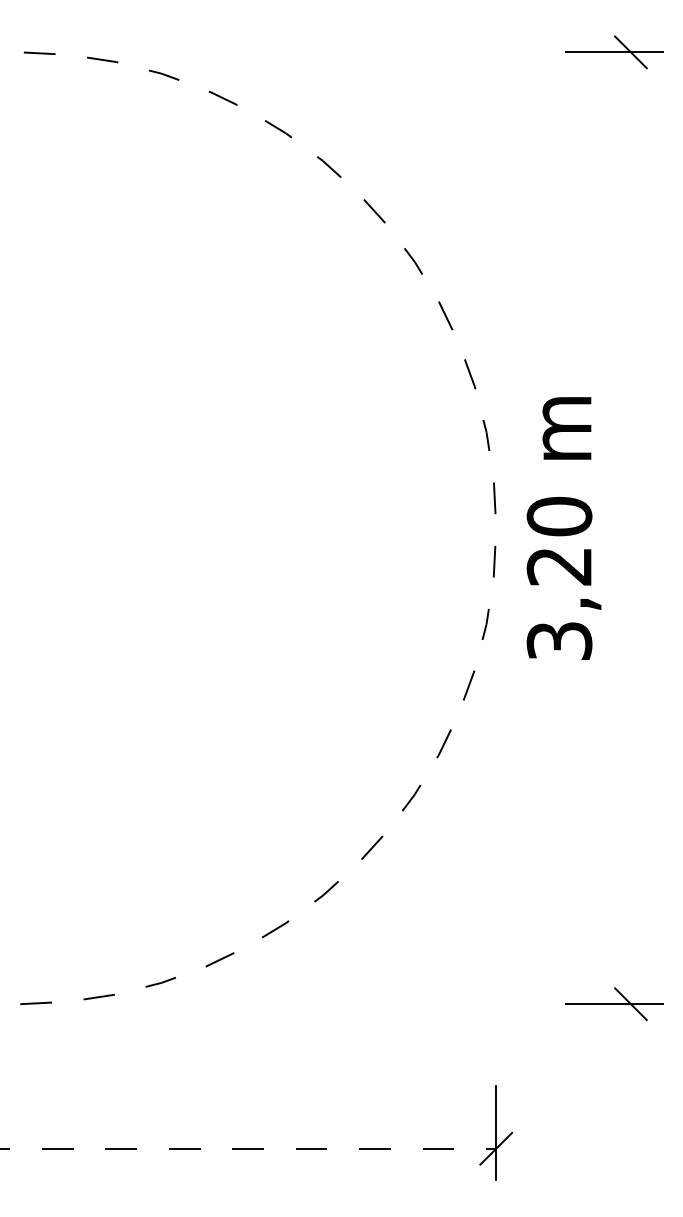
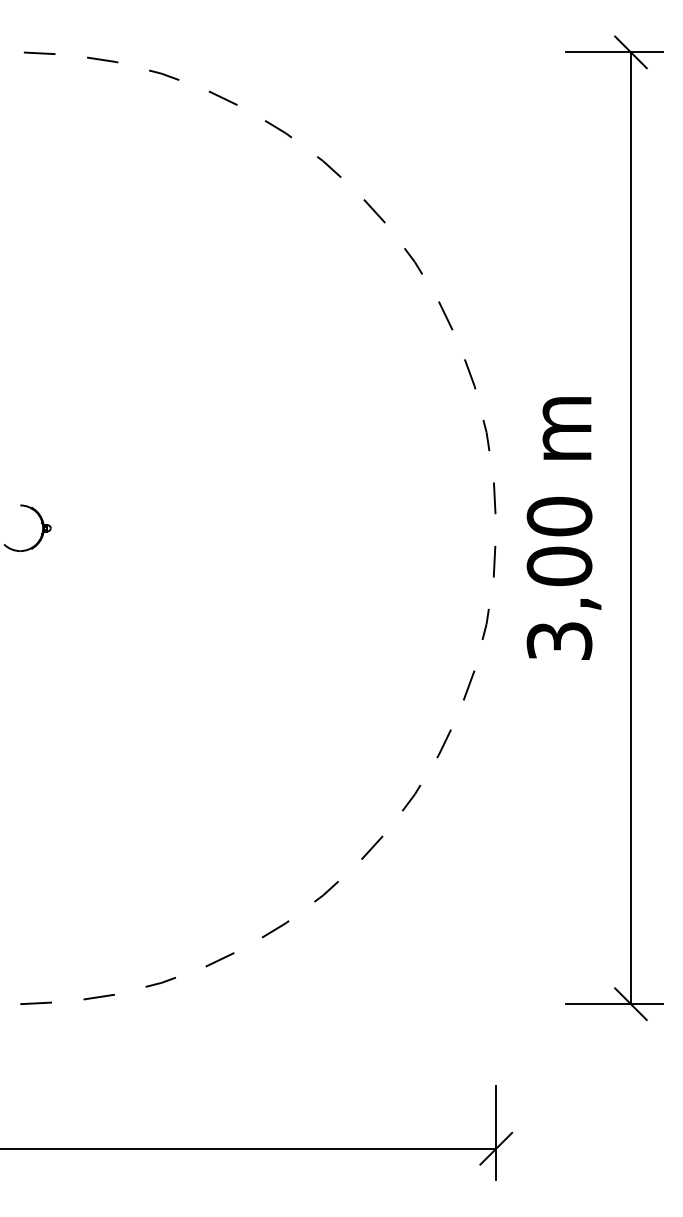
part: none -> present (41, 524)
line: none -> present (630, 528)
text: 3,20 -> 3,00 (559, 566)
line: dashed -> solid (248, 1148)
